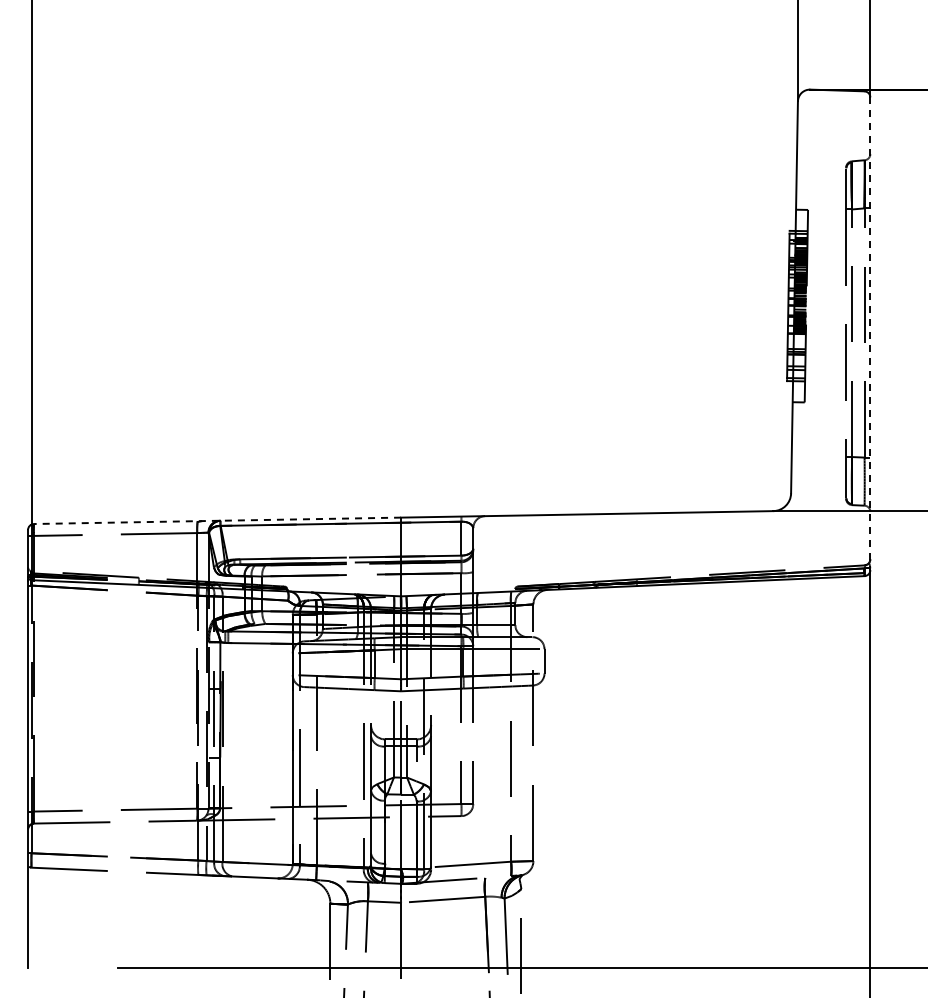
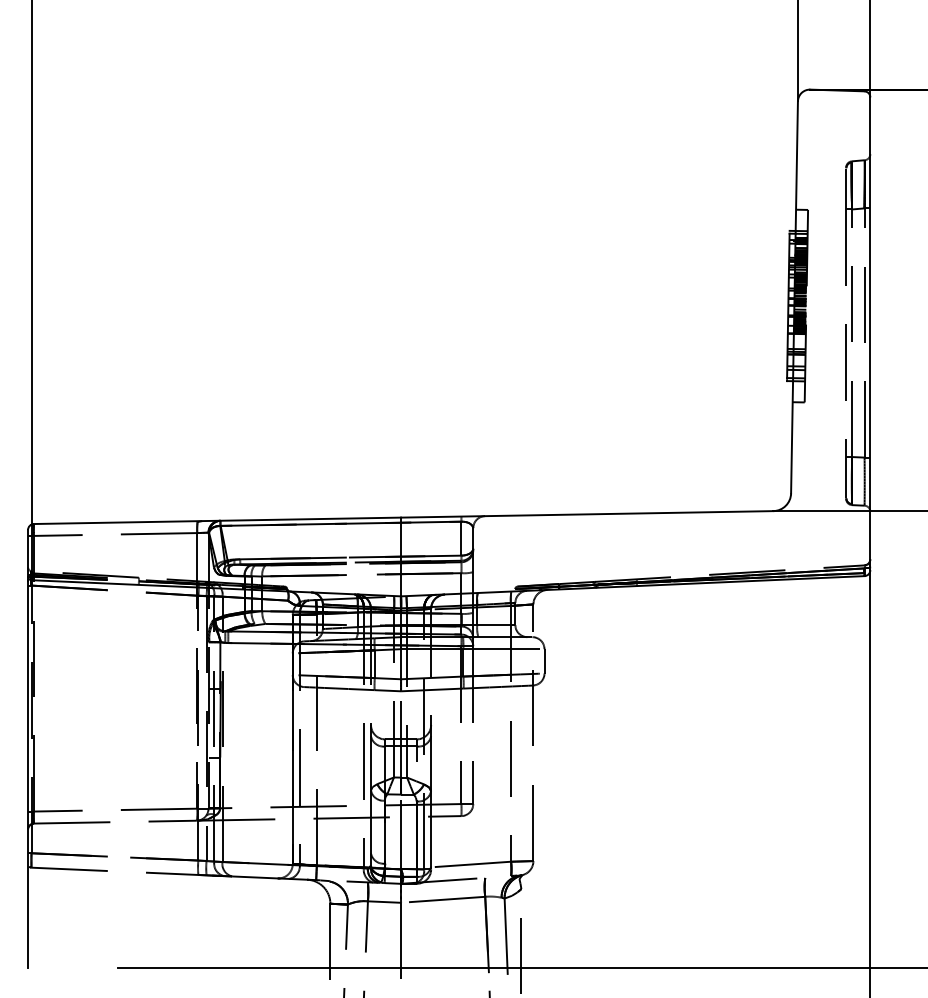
line: dashed -> solid (870, 334)
line: dashed -> solid (217, 520)
